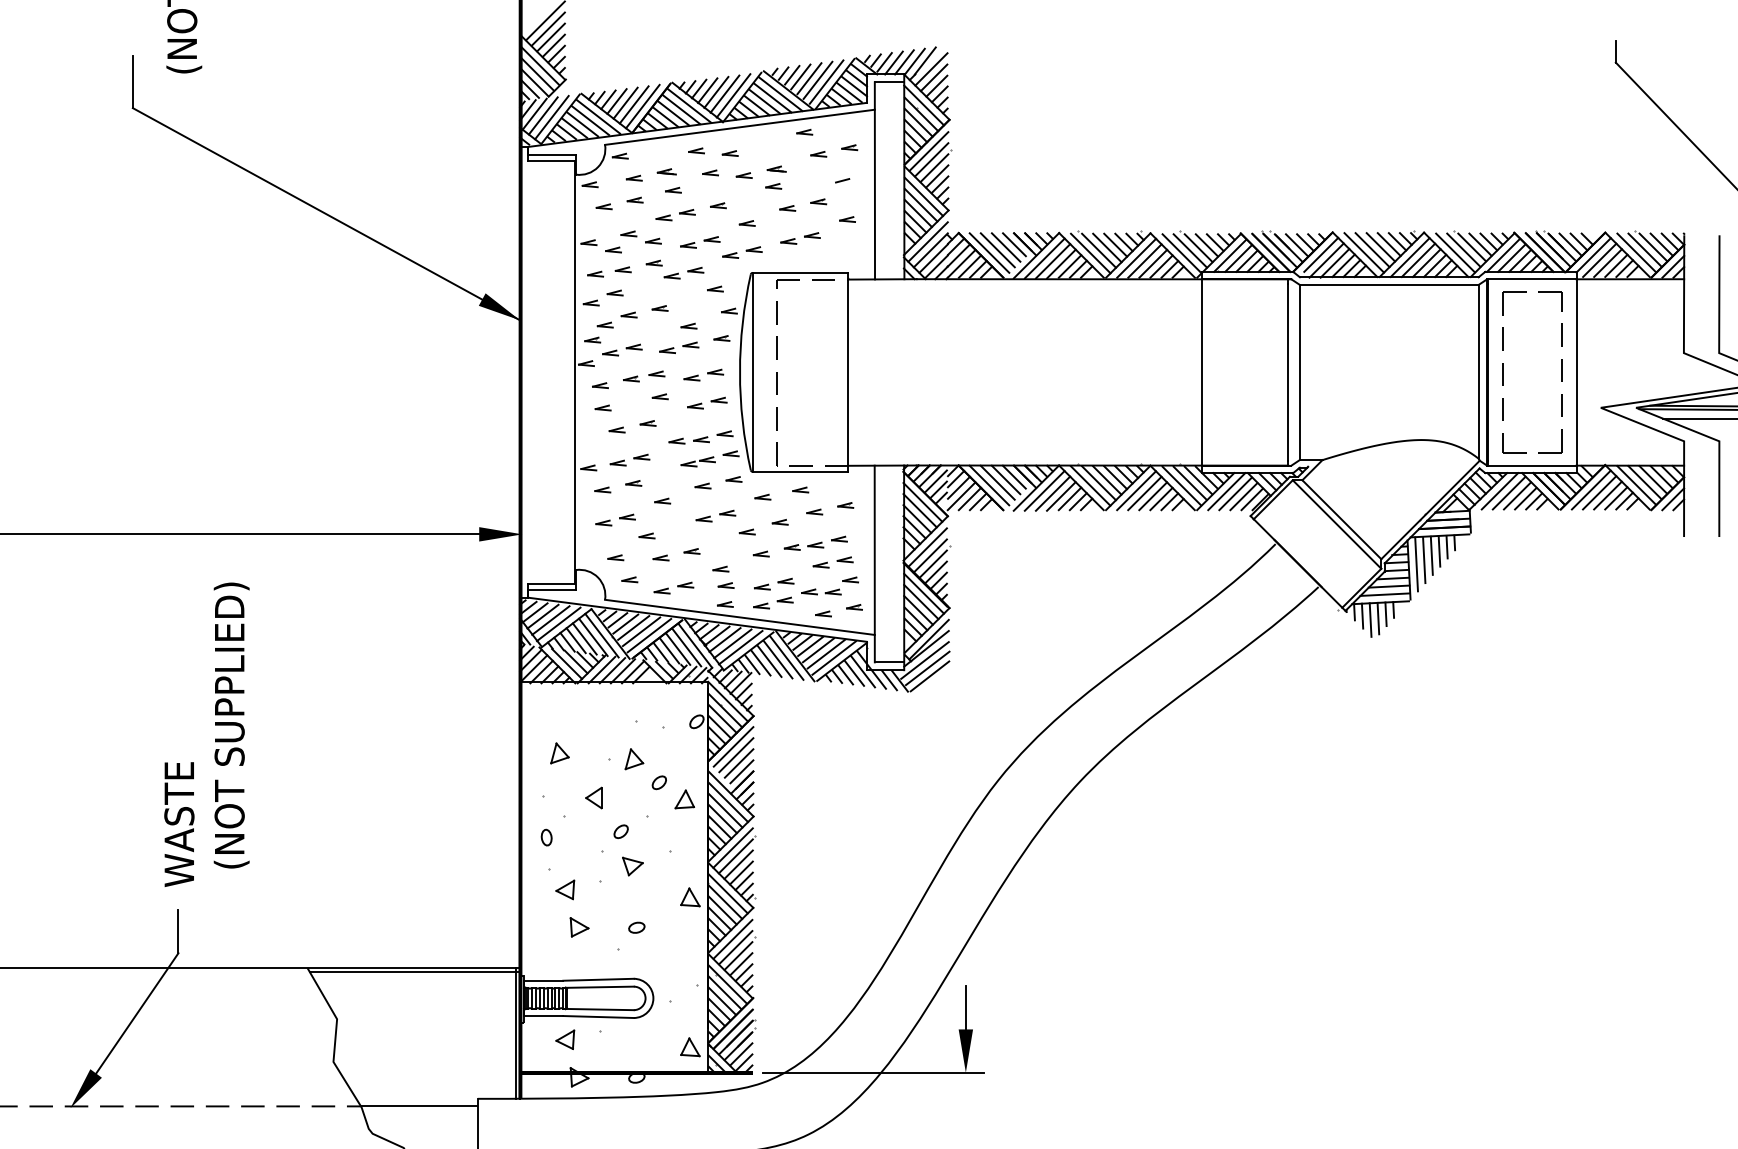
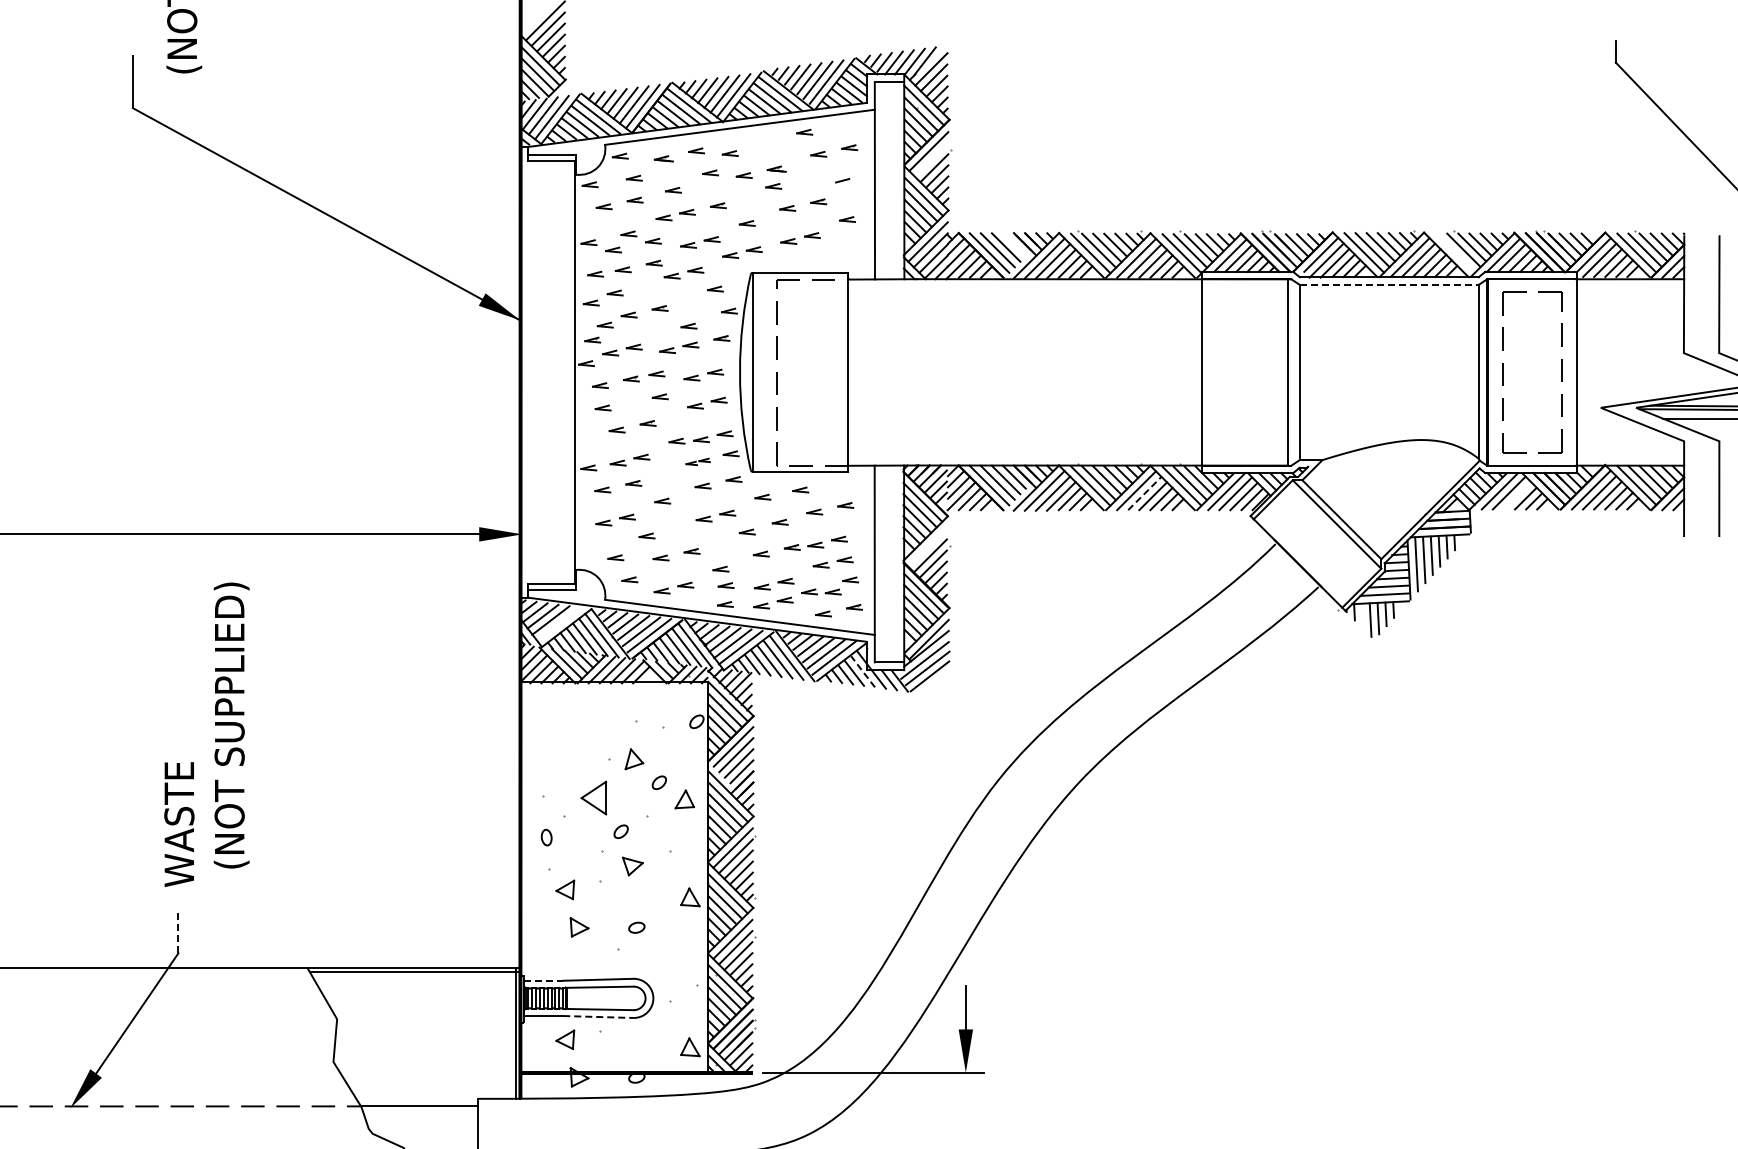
line: present -> none (931, 159)
part position: (666, 171) -> (663, 158) (663, 158)
line: present -> none (1014, 244)
line: present -> none (1455, 252)
line: solid -> dashed (1389, 284)
part size: 36x12 px -> 26x10 px (697, 461)
line: solid -> dashed (1144, 493)
line: present -> none (1517, 495)
line: present -> none (927, 547)
line: present -> none (1362, 615)
line: present -> none (558, 624)
line: solid -> dashed (863, 671)
part: present -> none (559, 753)
part size: 18x24 px -> 28x36 px (593, 797)
line: solid -> dashed (178, 931)
line: solid -> dashed (543, 980)
line: solid -> dashed (599, 1017)
